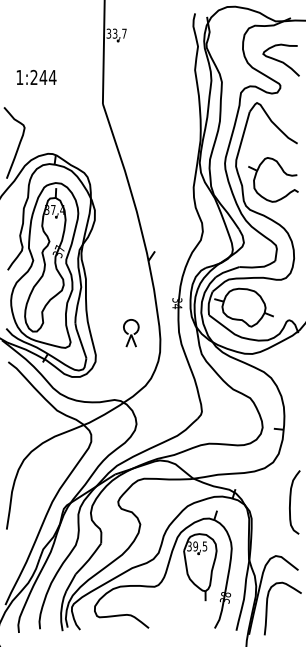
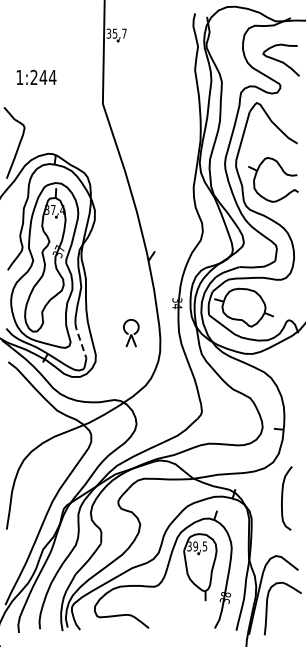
text: 33,7 -> 35,7 (115, 32)
line: solid -> dashed (80, 340)
curve position: (291, 500) -> (283, 496) (283, 496)
